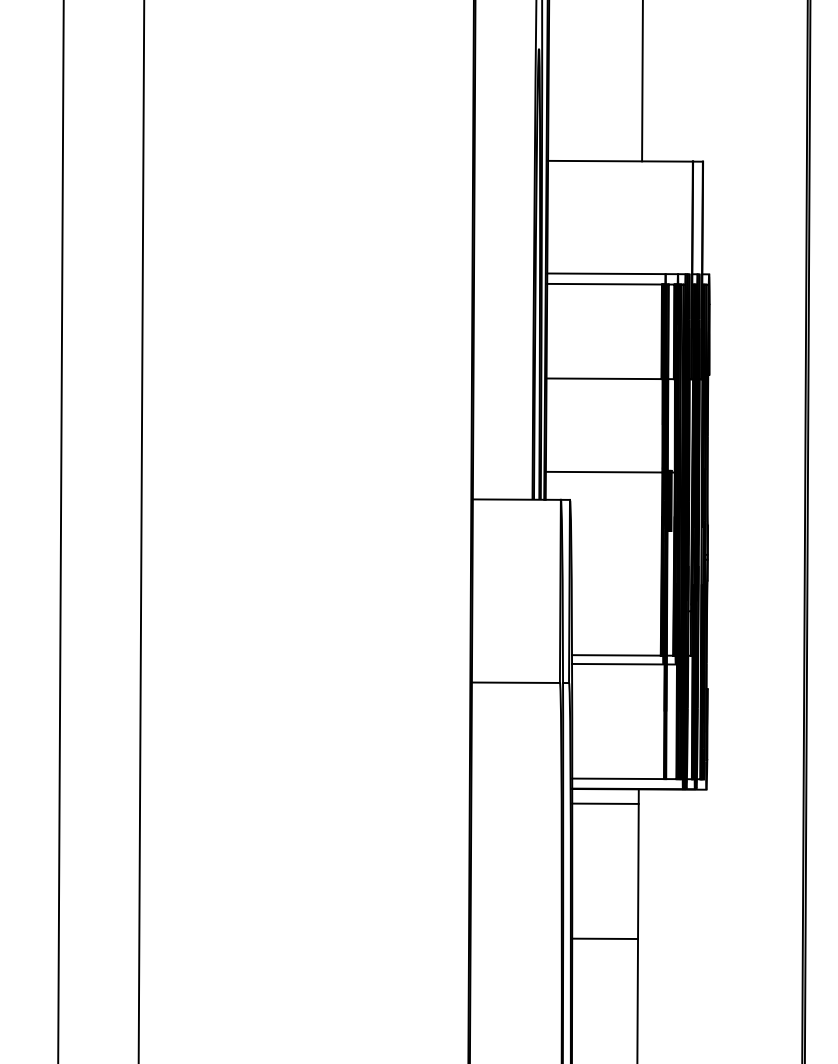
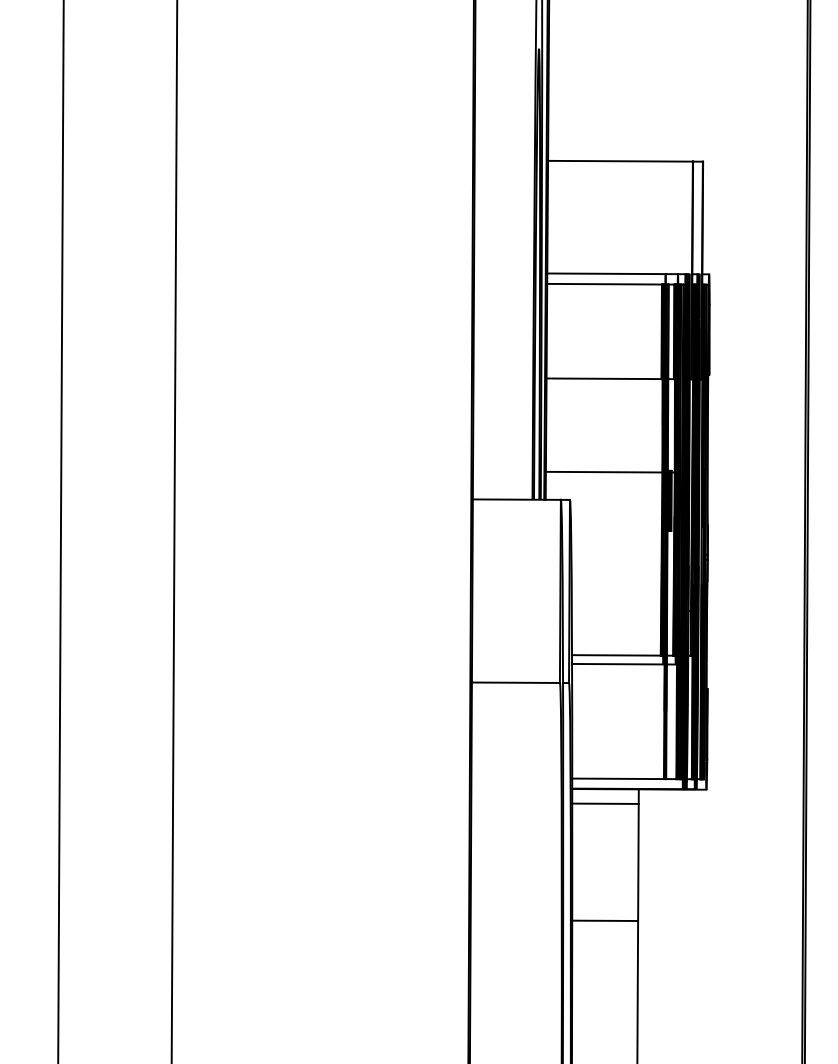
line: present -> none (642, 81)
line position: (141, 531) -> (174, 531) (174, 531)
line position: (605, 938) -> (605, 920) (605, 920)
